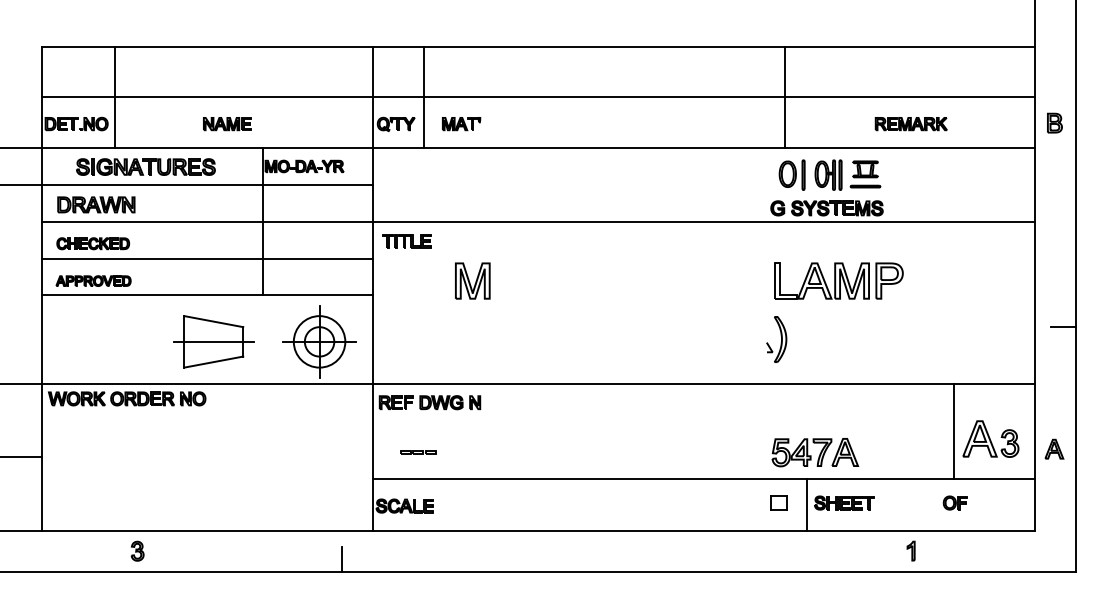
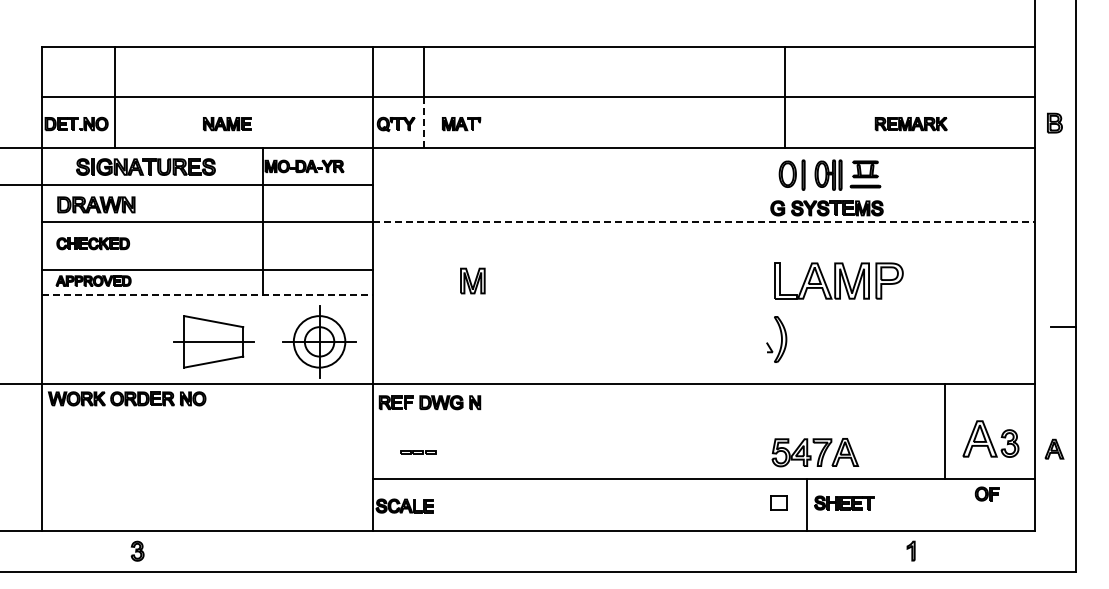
line: solid -> dashed (424, 122)
line: solid -> dashed (704, 221)
part: present -> none (406, 241)
line position: (206, 258) -> (206, 269) (206, 269)
part size: 36x38 px -> 26x28 px (472, 280)
line: solid -> dashed (207, 295)
line position: (954, 431) -> (945, 431) (945, 431)
line: present -> none (21, 457)
part position: (954, 502) -> (986, 493) (986, 493)
line: present -> none (342, 559)
